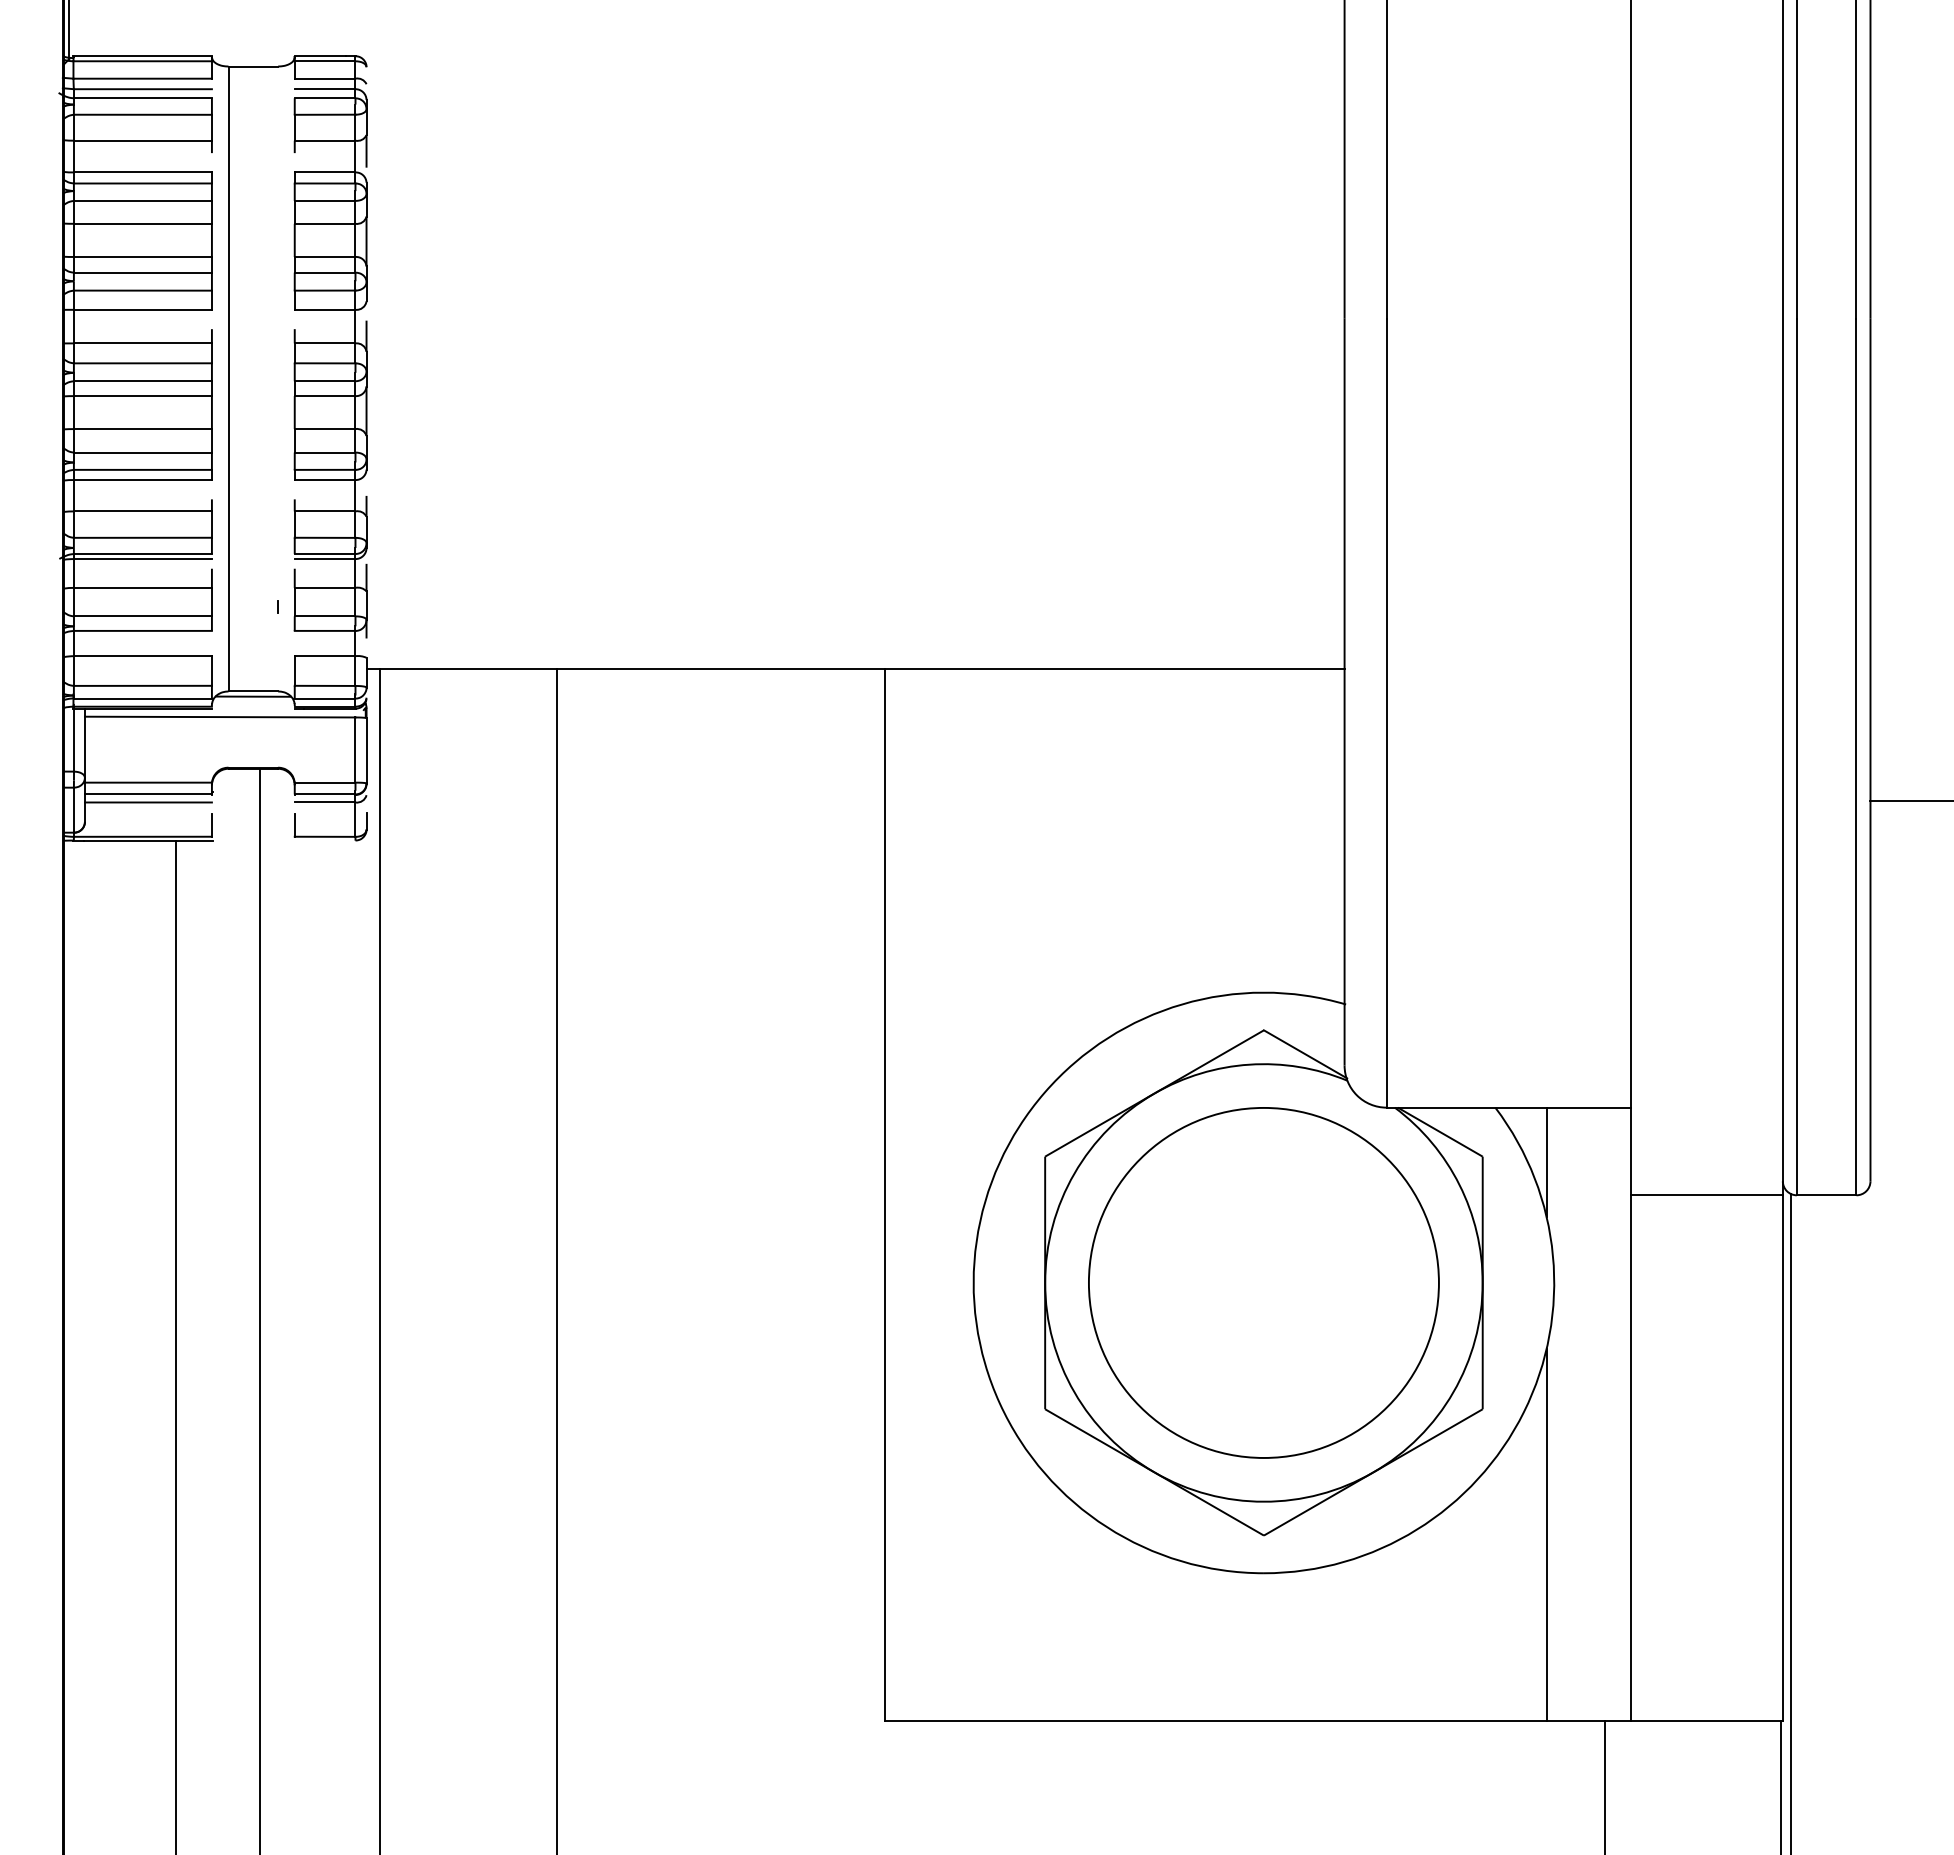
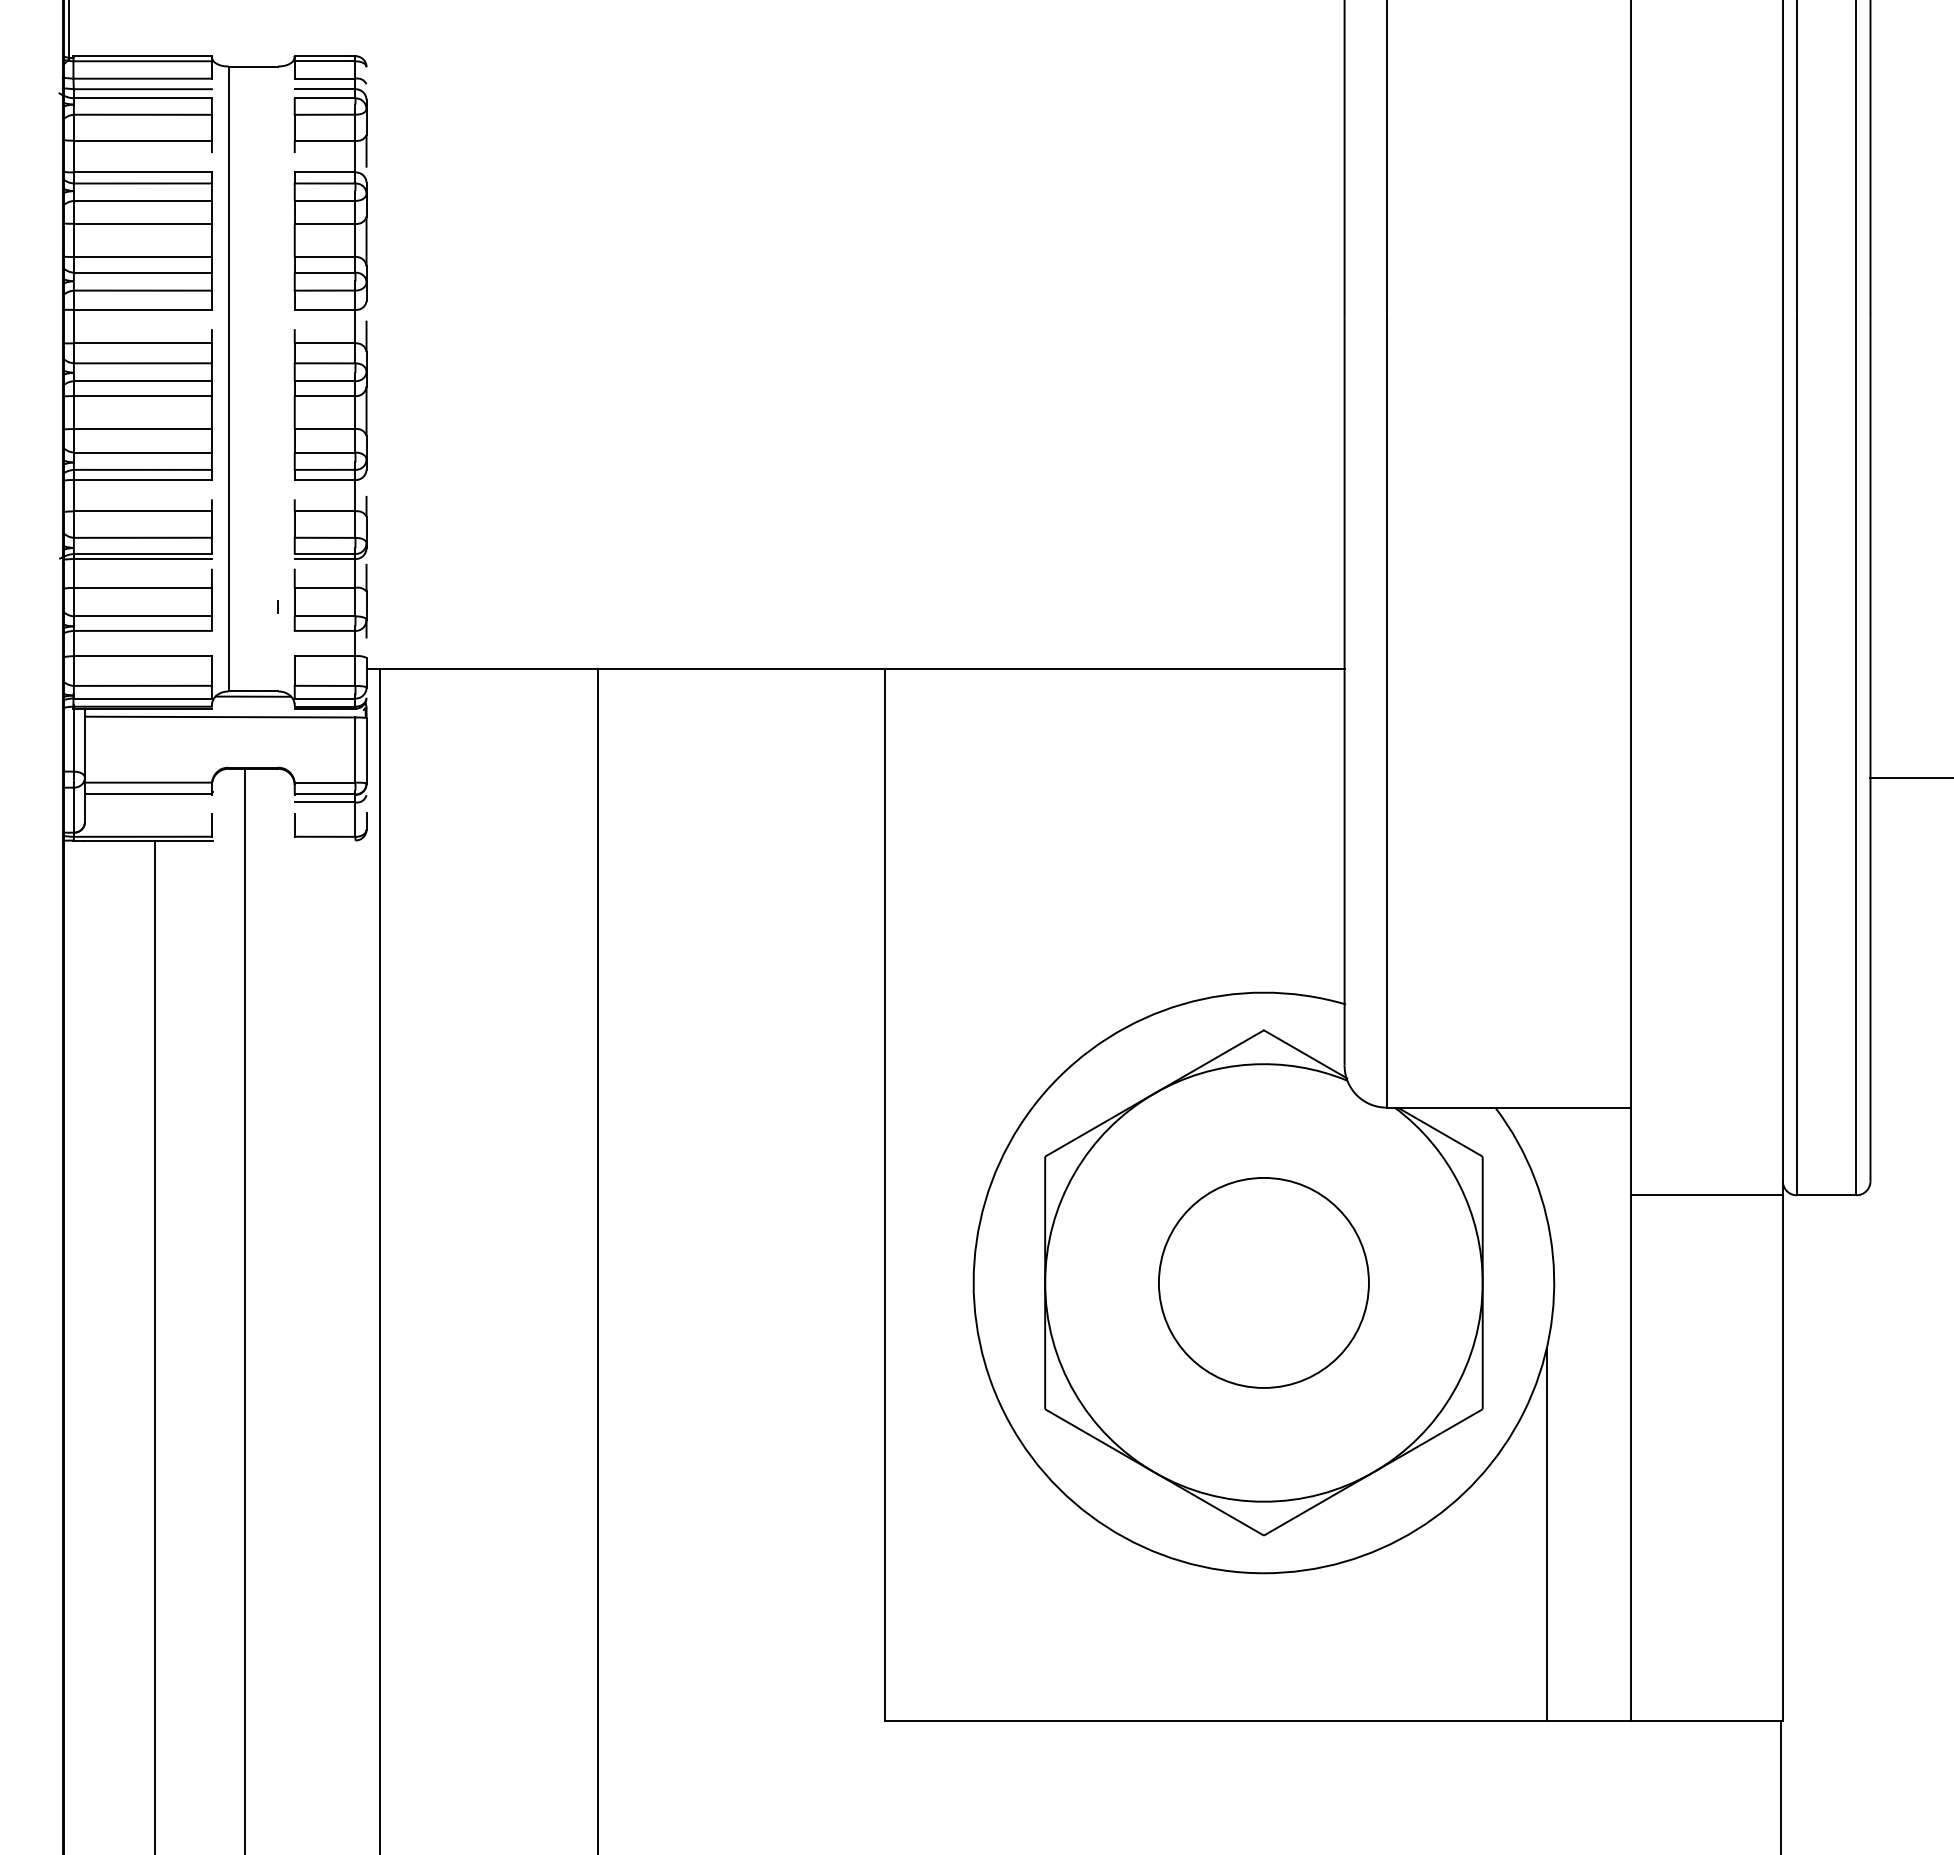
line position: (1910, 800) -> (1910, 777) (1910, 777)
line: present -> none (147, 802)
line: present -> none (1546, 1162)
line position: (557, 1260) -> (598, 1260) (598, 1260)
circle diameter: 350 px -> 210 px (1263, 1282)
line position: (259, 1309) -> (244, 1309) (244, 1309)
line position: (175, 1345) -> (154, 1345) (154, 1345)
line: present -> none (1791, 1522)
line: present -> none (1604, 1786)
